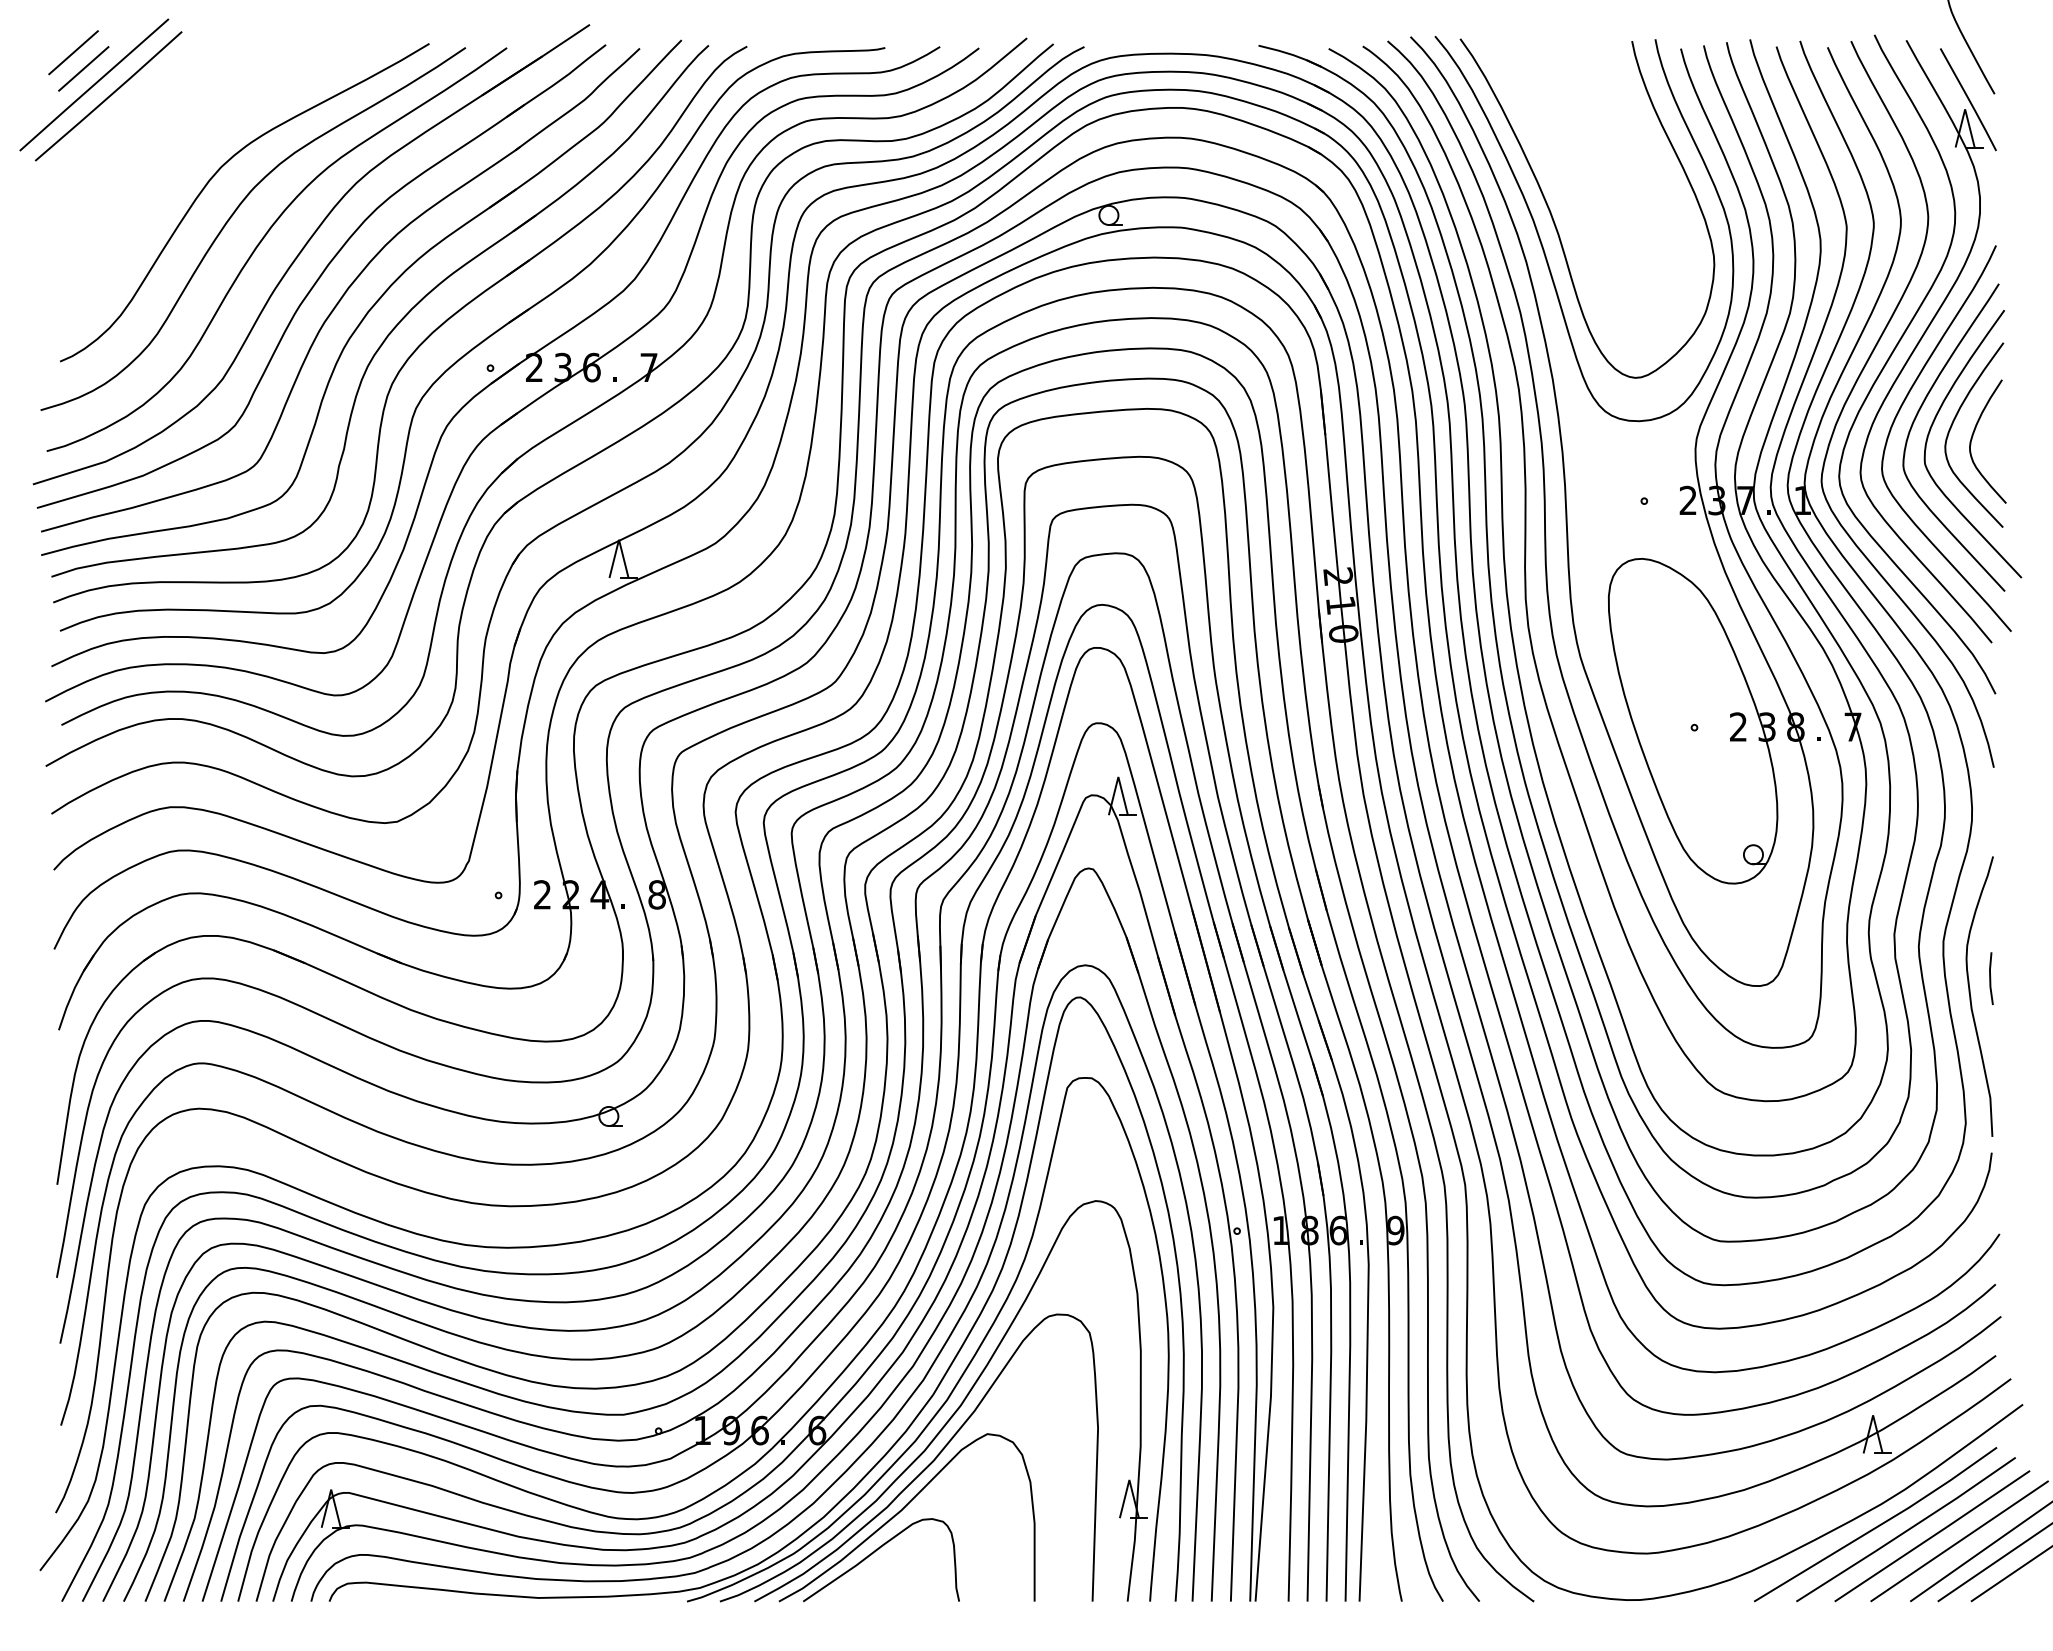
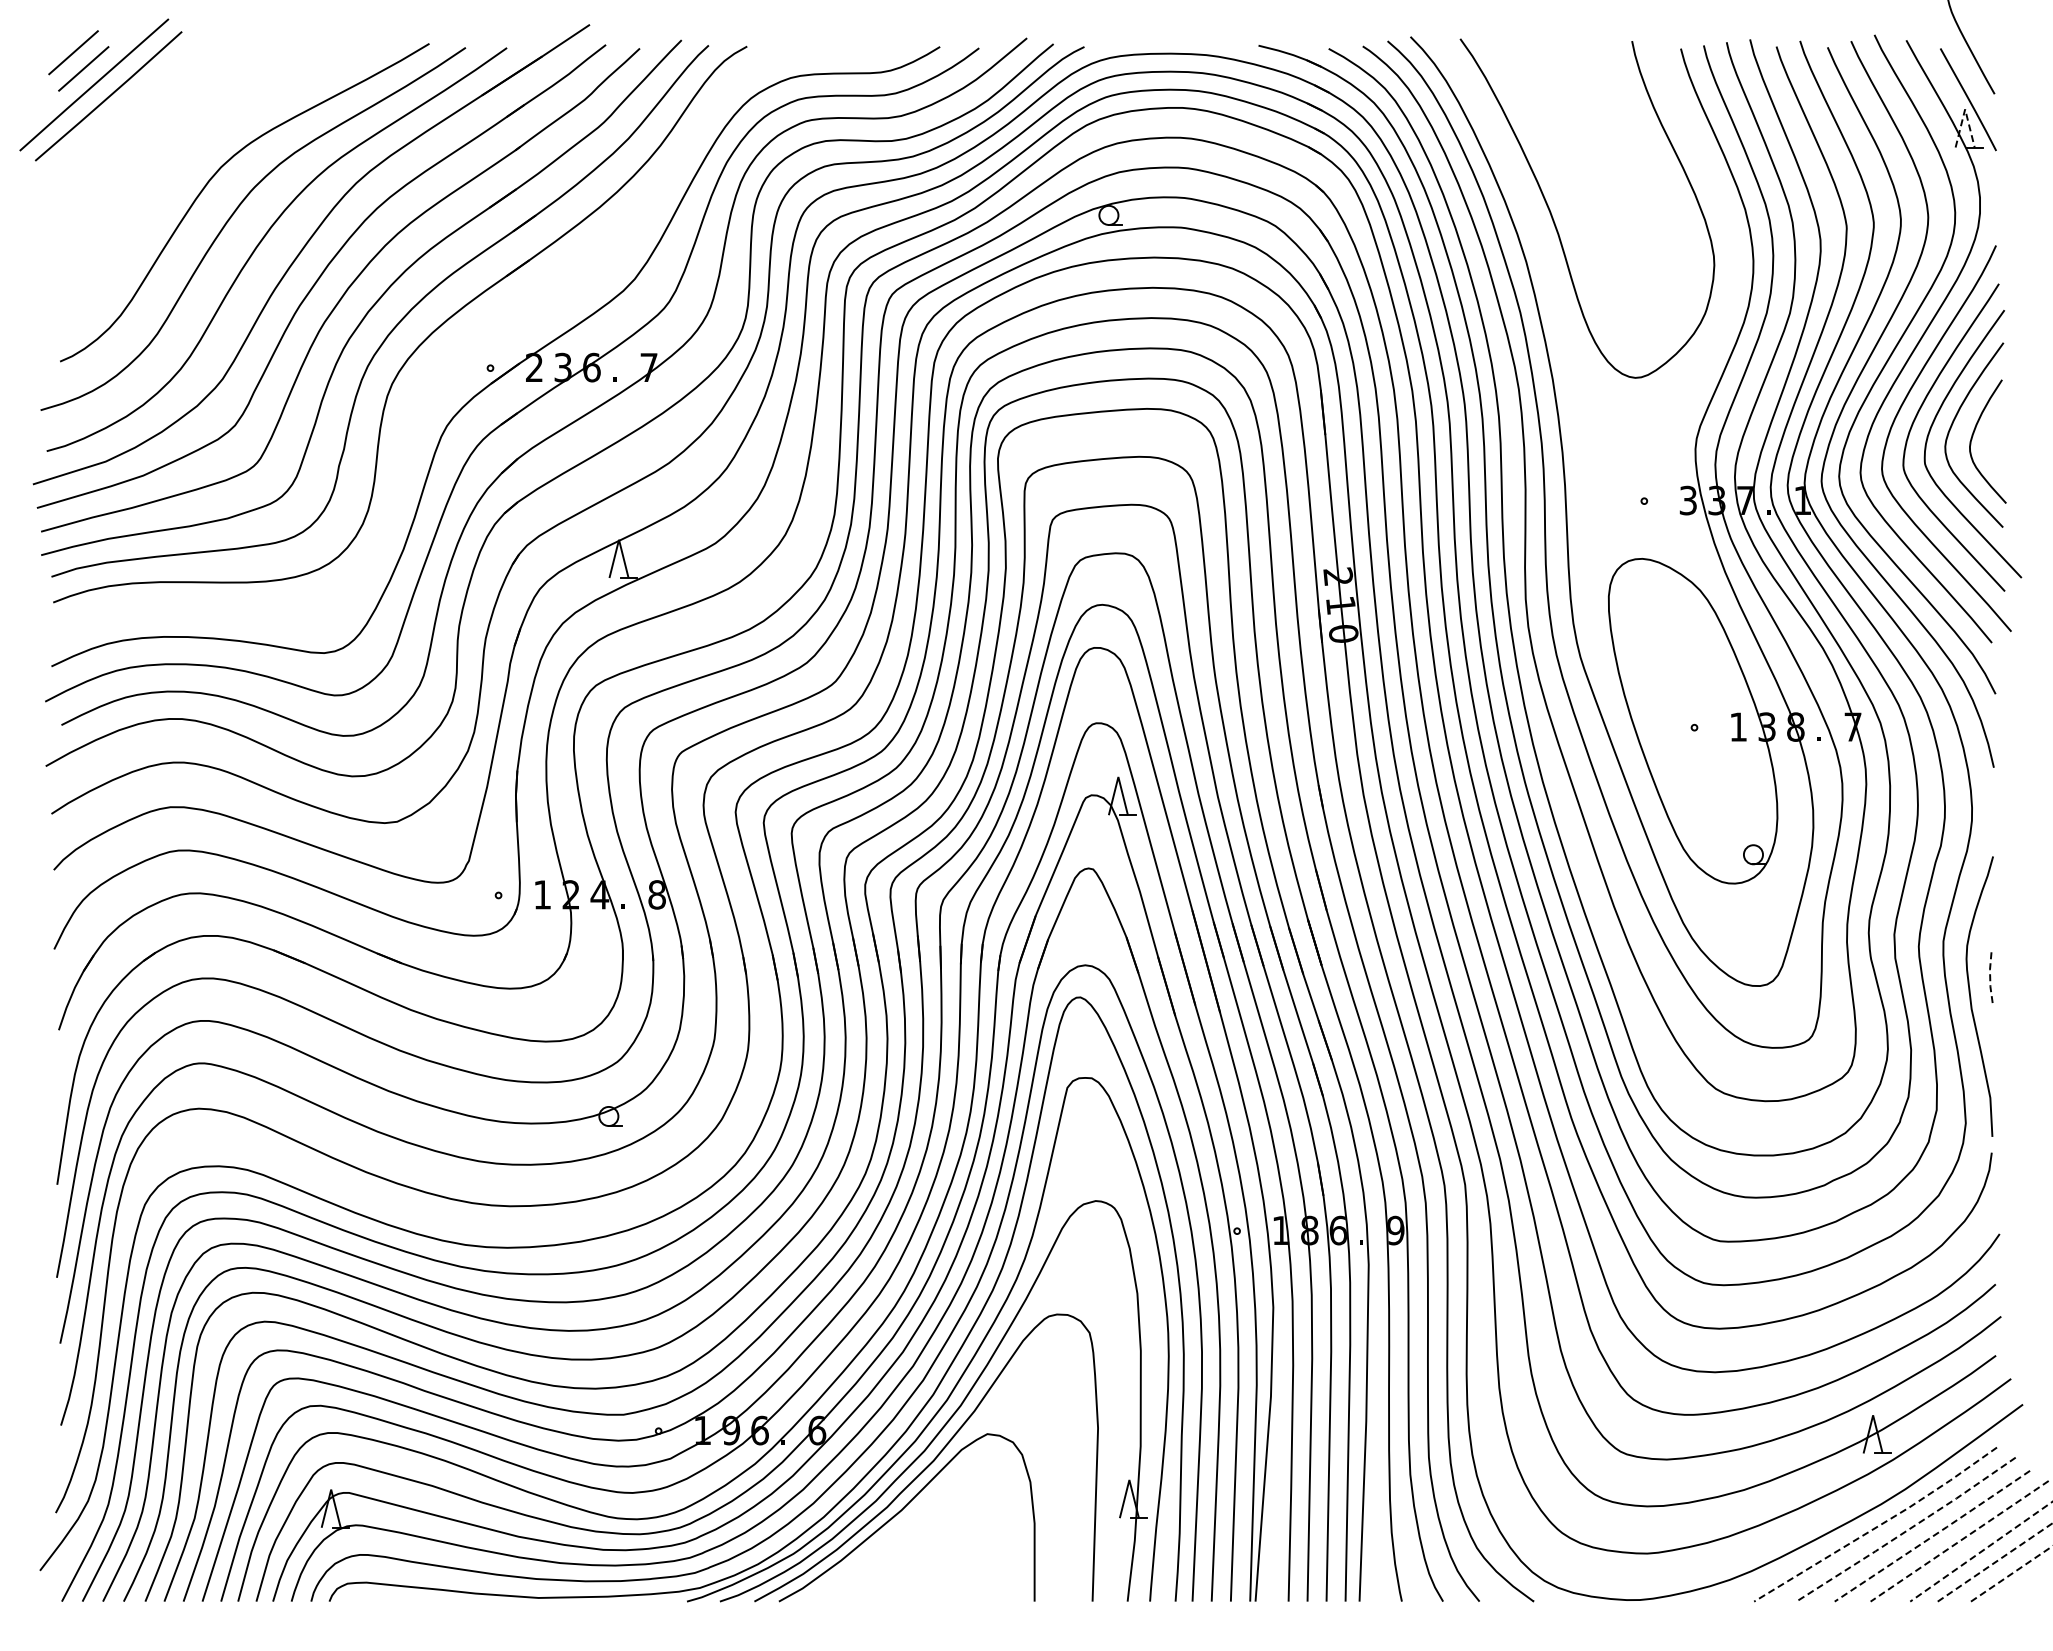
line: solid -> dashed (1965, 109)
curve: present -> none (1542, 243)
part: present -> none (475, 345)
text: 2 -> 3 (1687, 500)
text: 2 -> 1 (1738, 726)
text: 2 -> 1 (542, 894)
line: solid -> dashed (1990, 979)
line: solid -> dashed (1877, 1526)
line: solid -> dashed (1906, 1531)
line: solid -> dashed (1932, 1536)
line: solid -> dashed (1959, 1541)
line: solid -> dashed (1981, 1551)
curve: present -> none (875, 1552)
line: solid -> dashed (1995, 1562)
line: solid -> dashed (2012, 1573)
